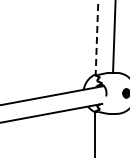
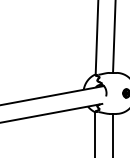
line: dashed -> solid (96, 37)
line: none -> present (112, 133)
